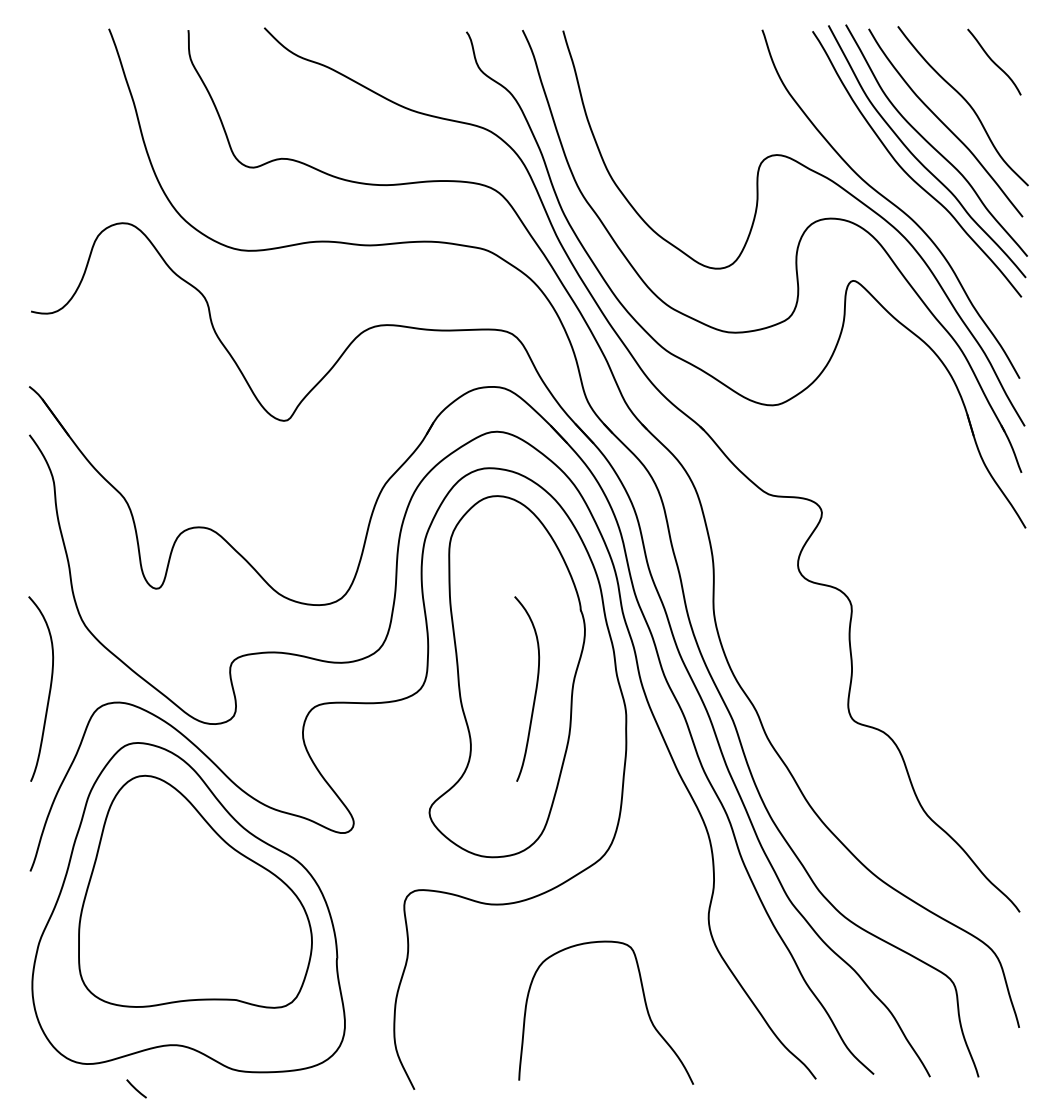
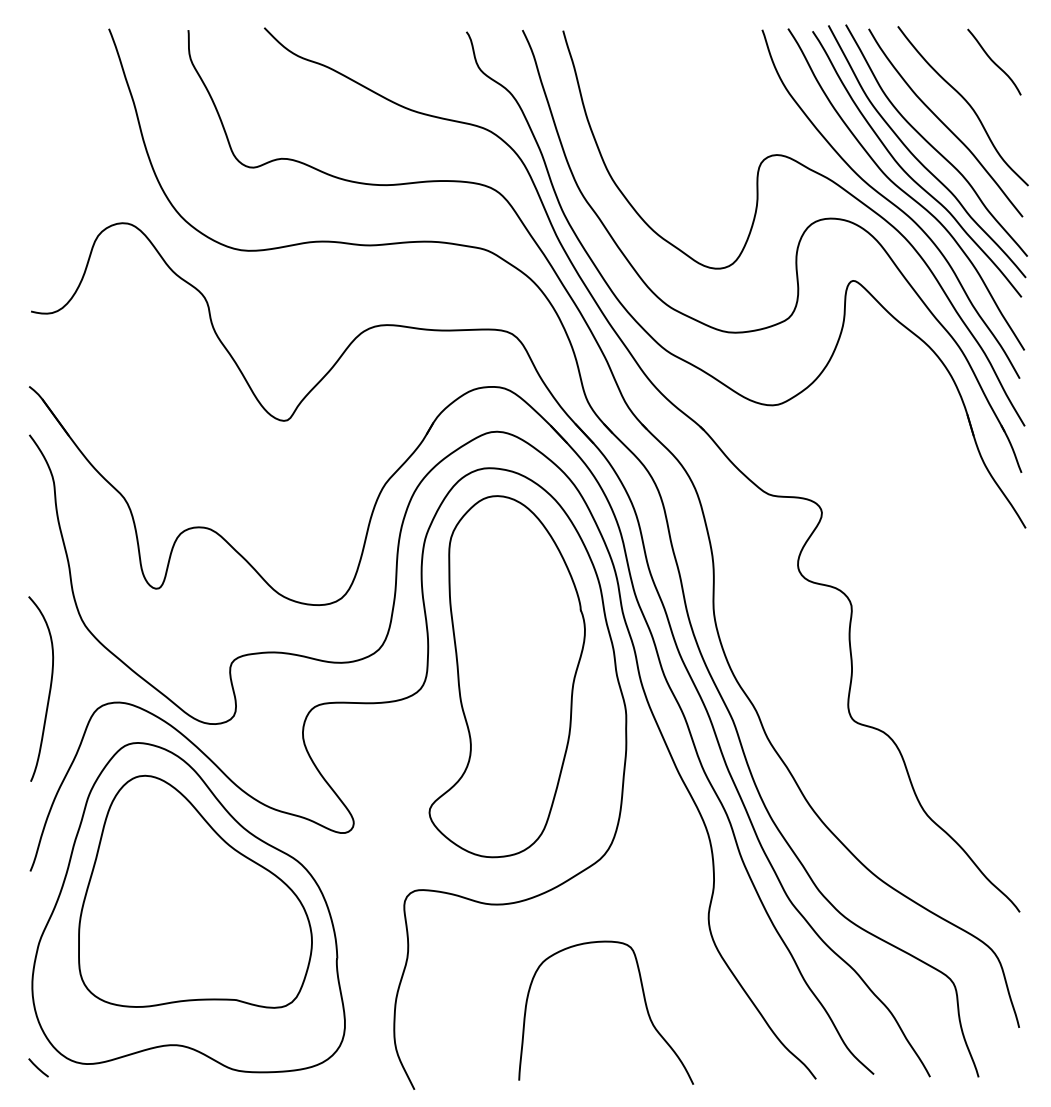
curve: none -> present (905, 191)
curve: present -> none (535, 688)
line position: (136, 1088) -> (38, 1067) (38, 1067)
